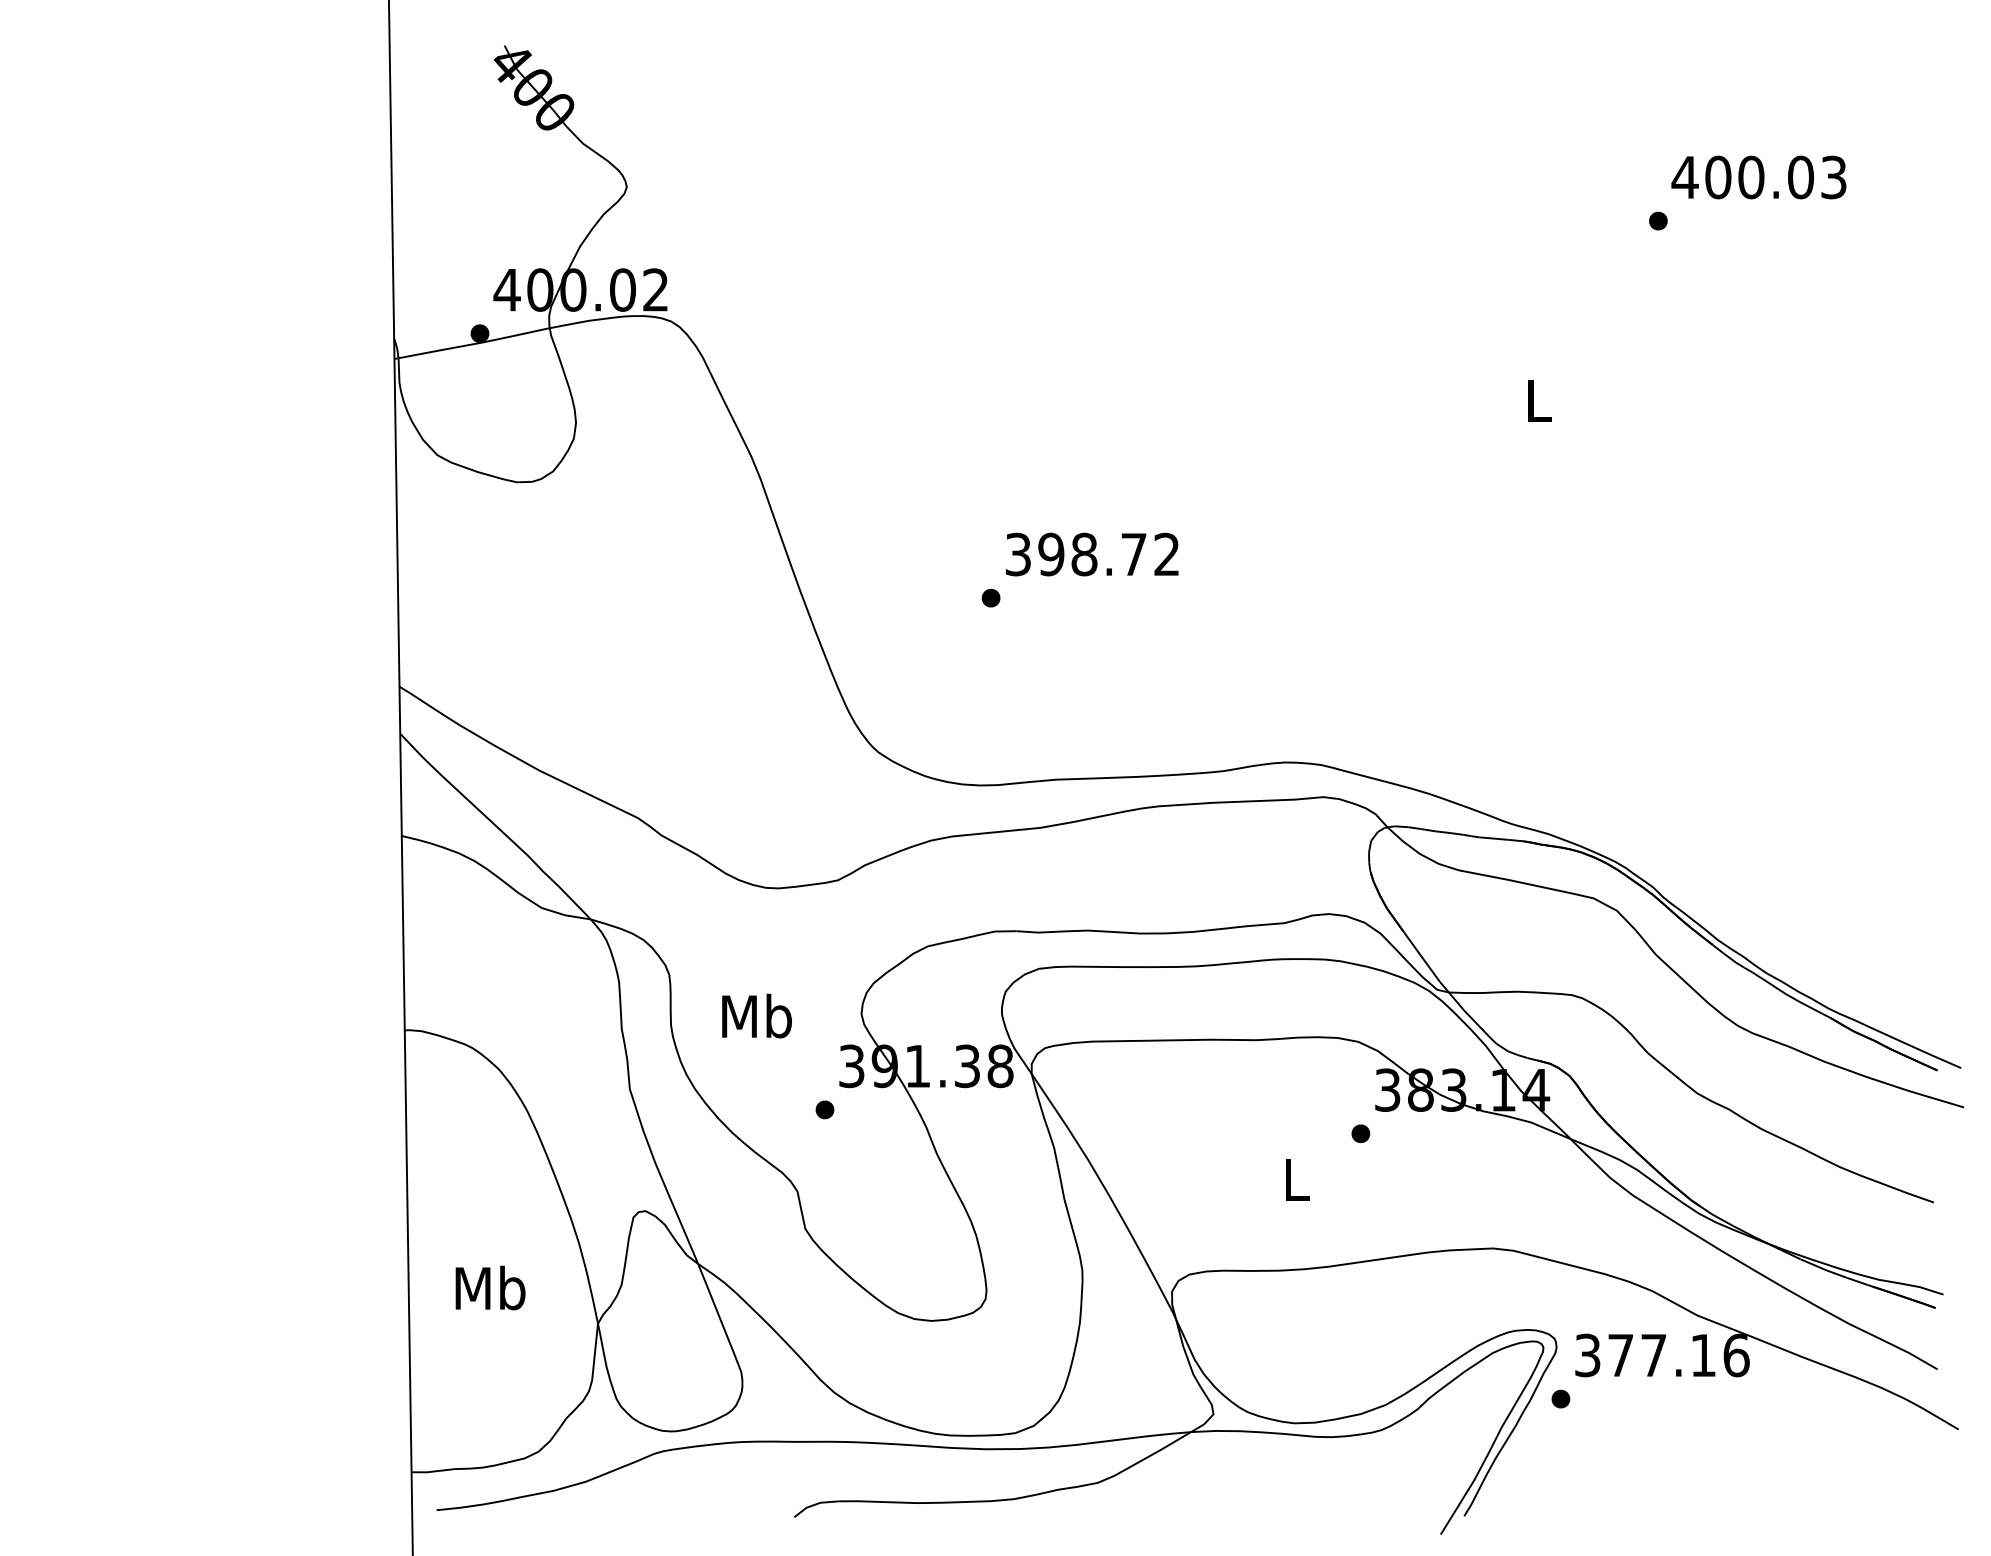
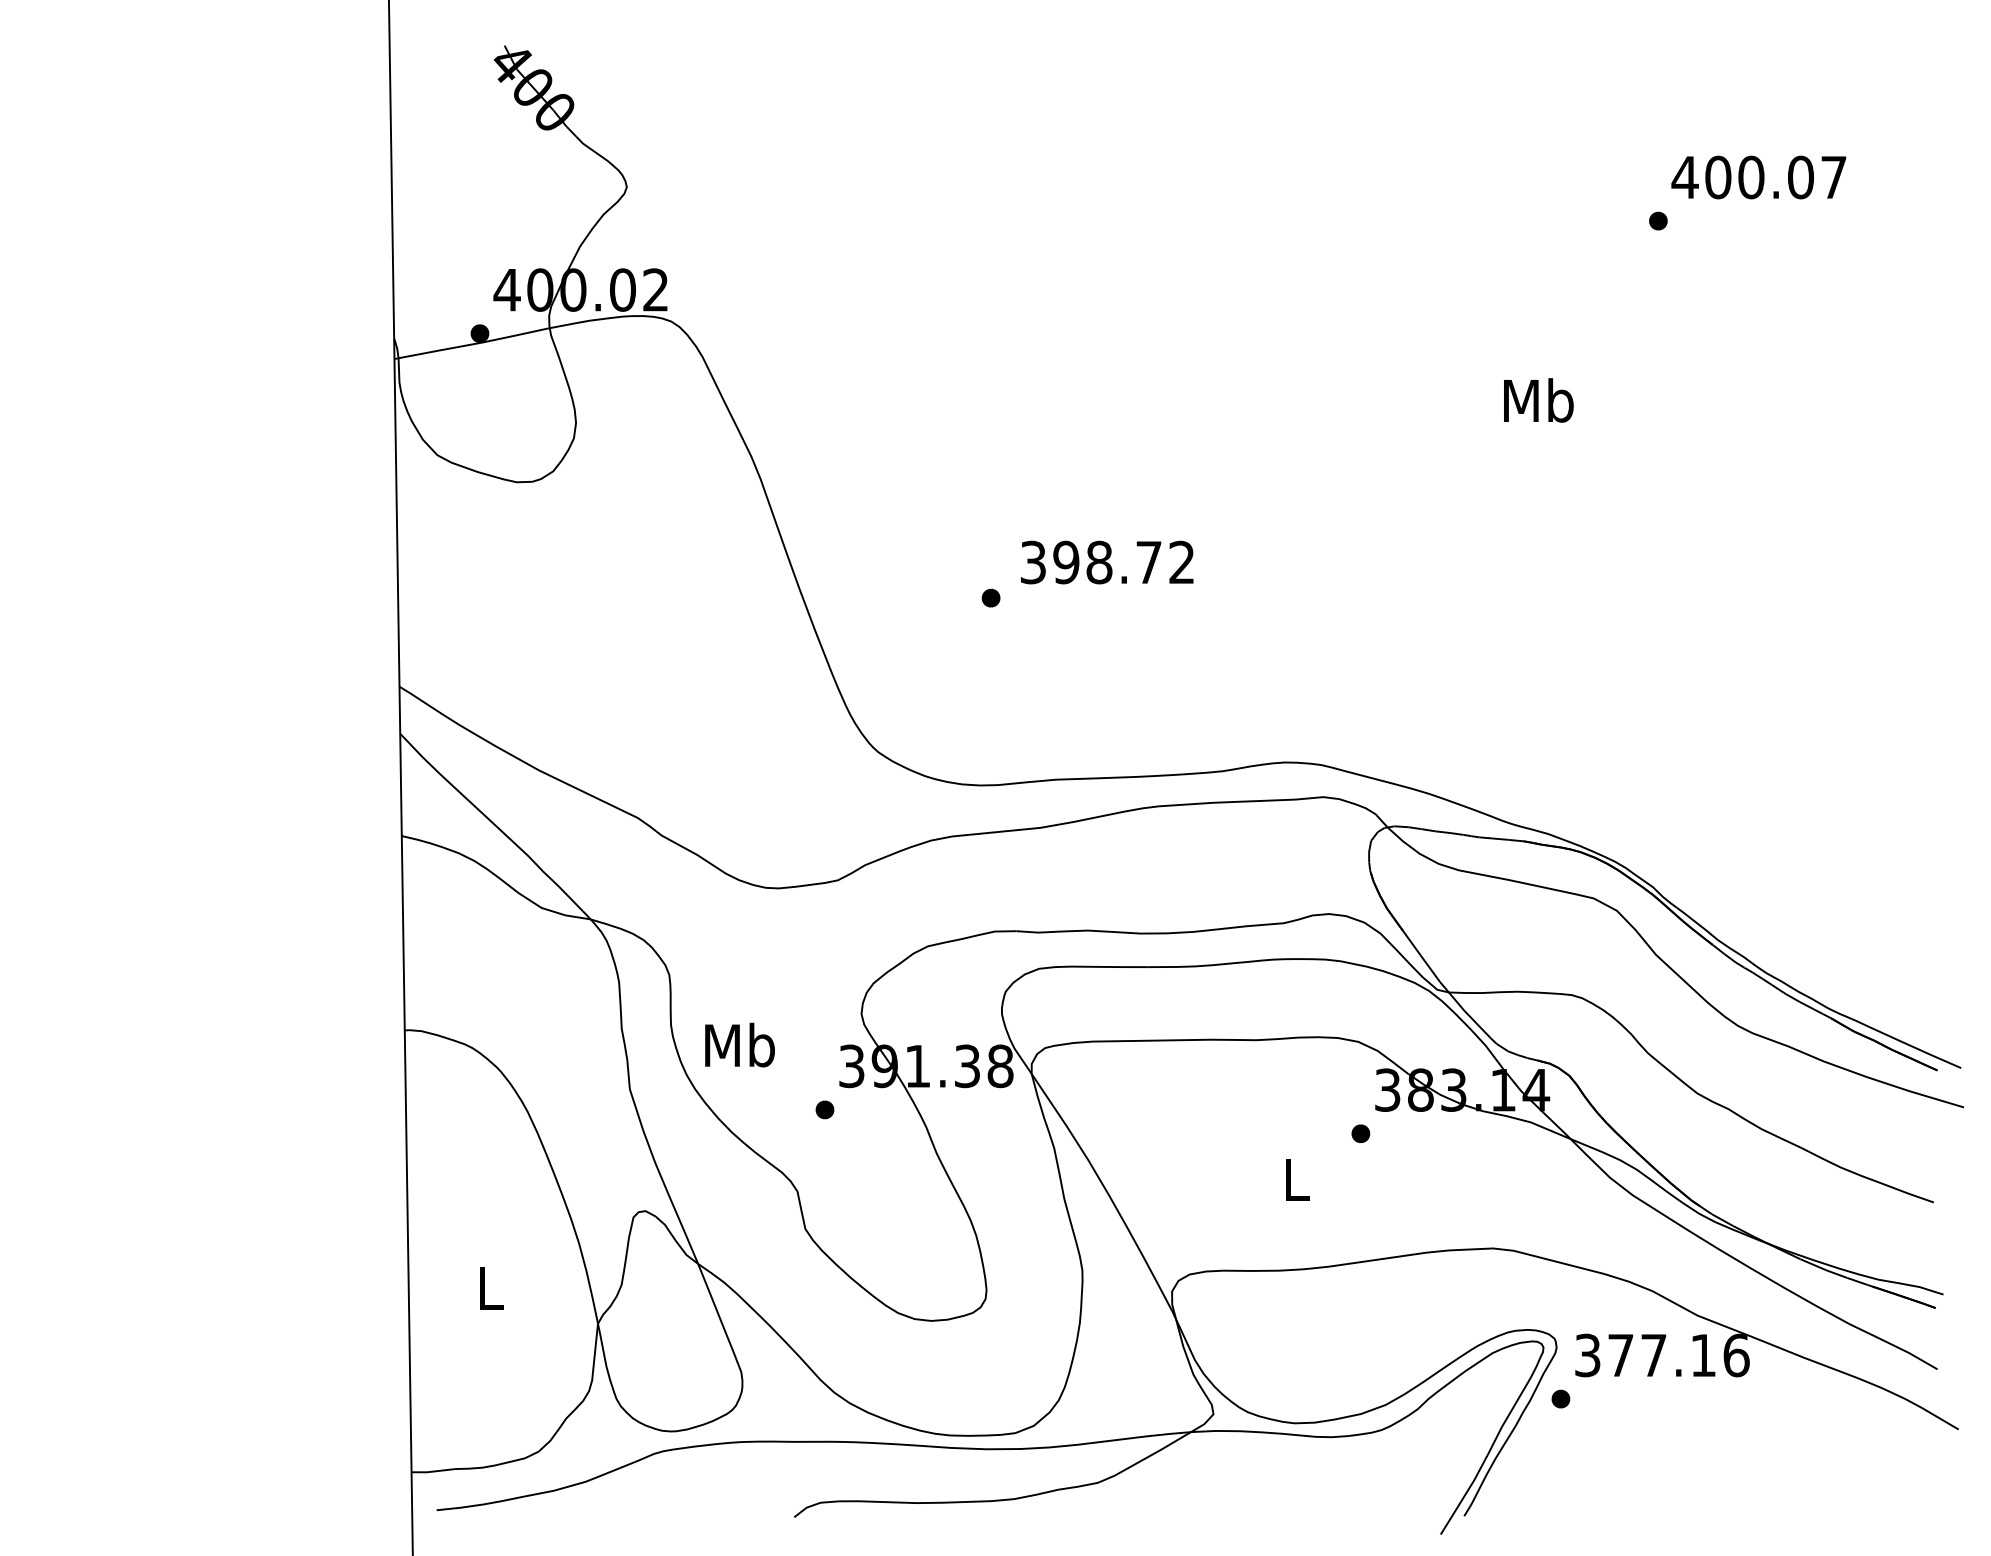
text: 400.03 -> 400.07 (1833, 177)
text: L -> Mb (1538, 400)
text position: (1092, 554) -> (1107, 562) (1107, 562)
text position: (756, 1015) -> (739, 1044) (739, 1044)
text: Mb -> L (490, 1287)
